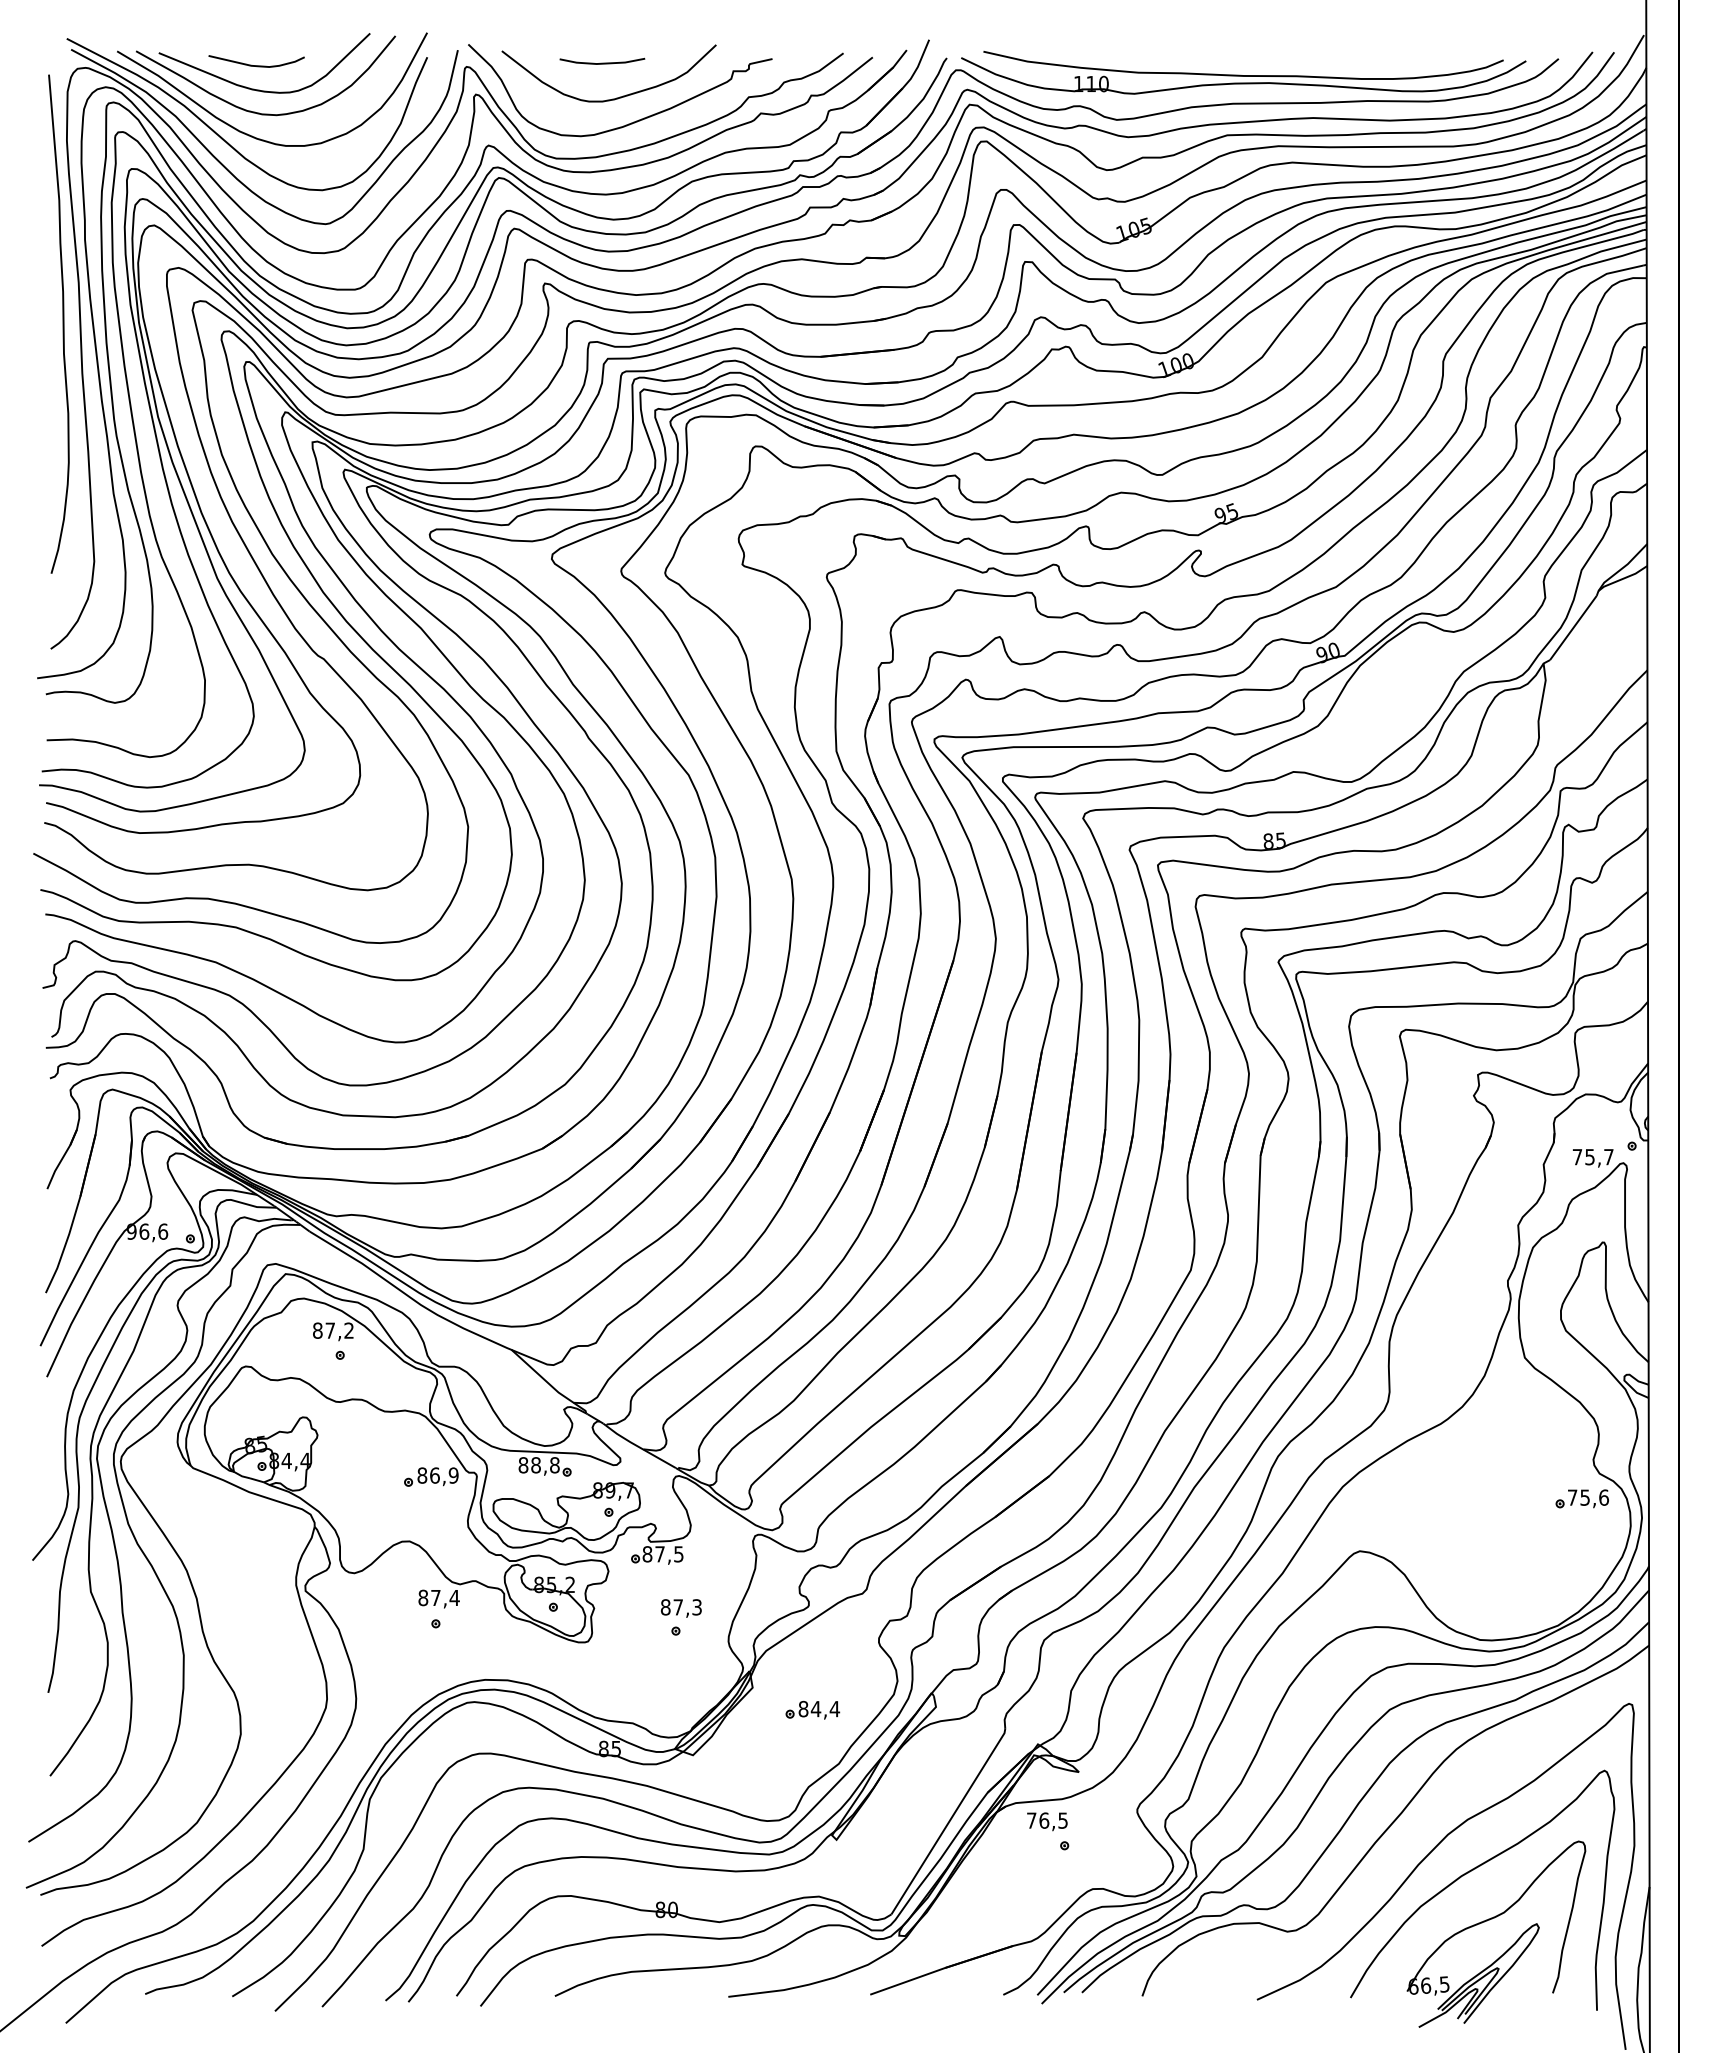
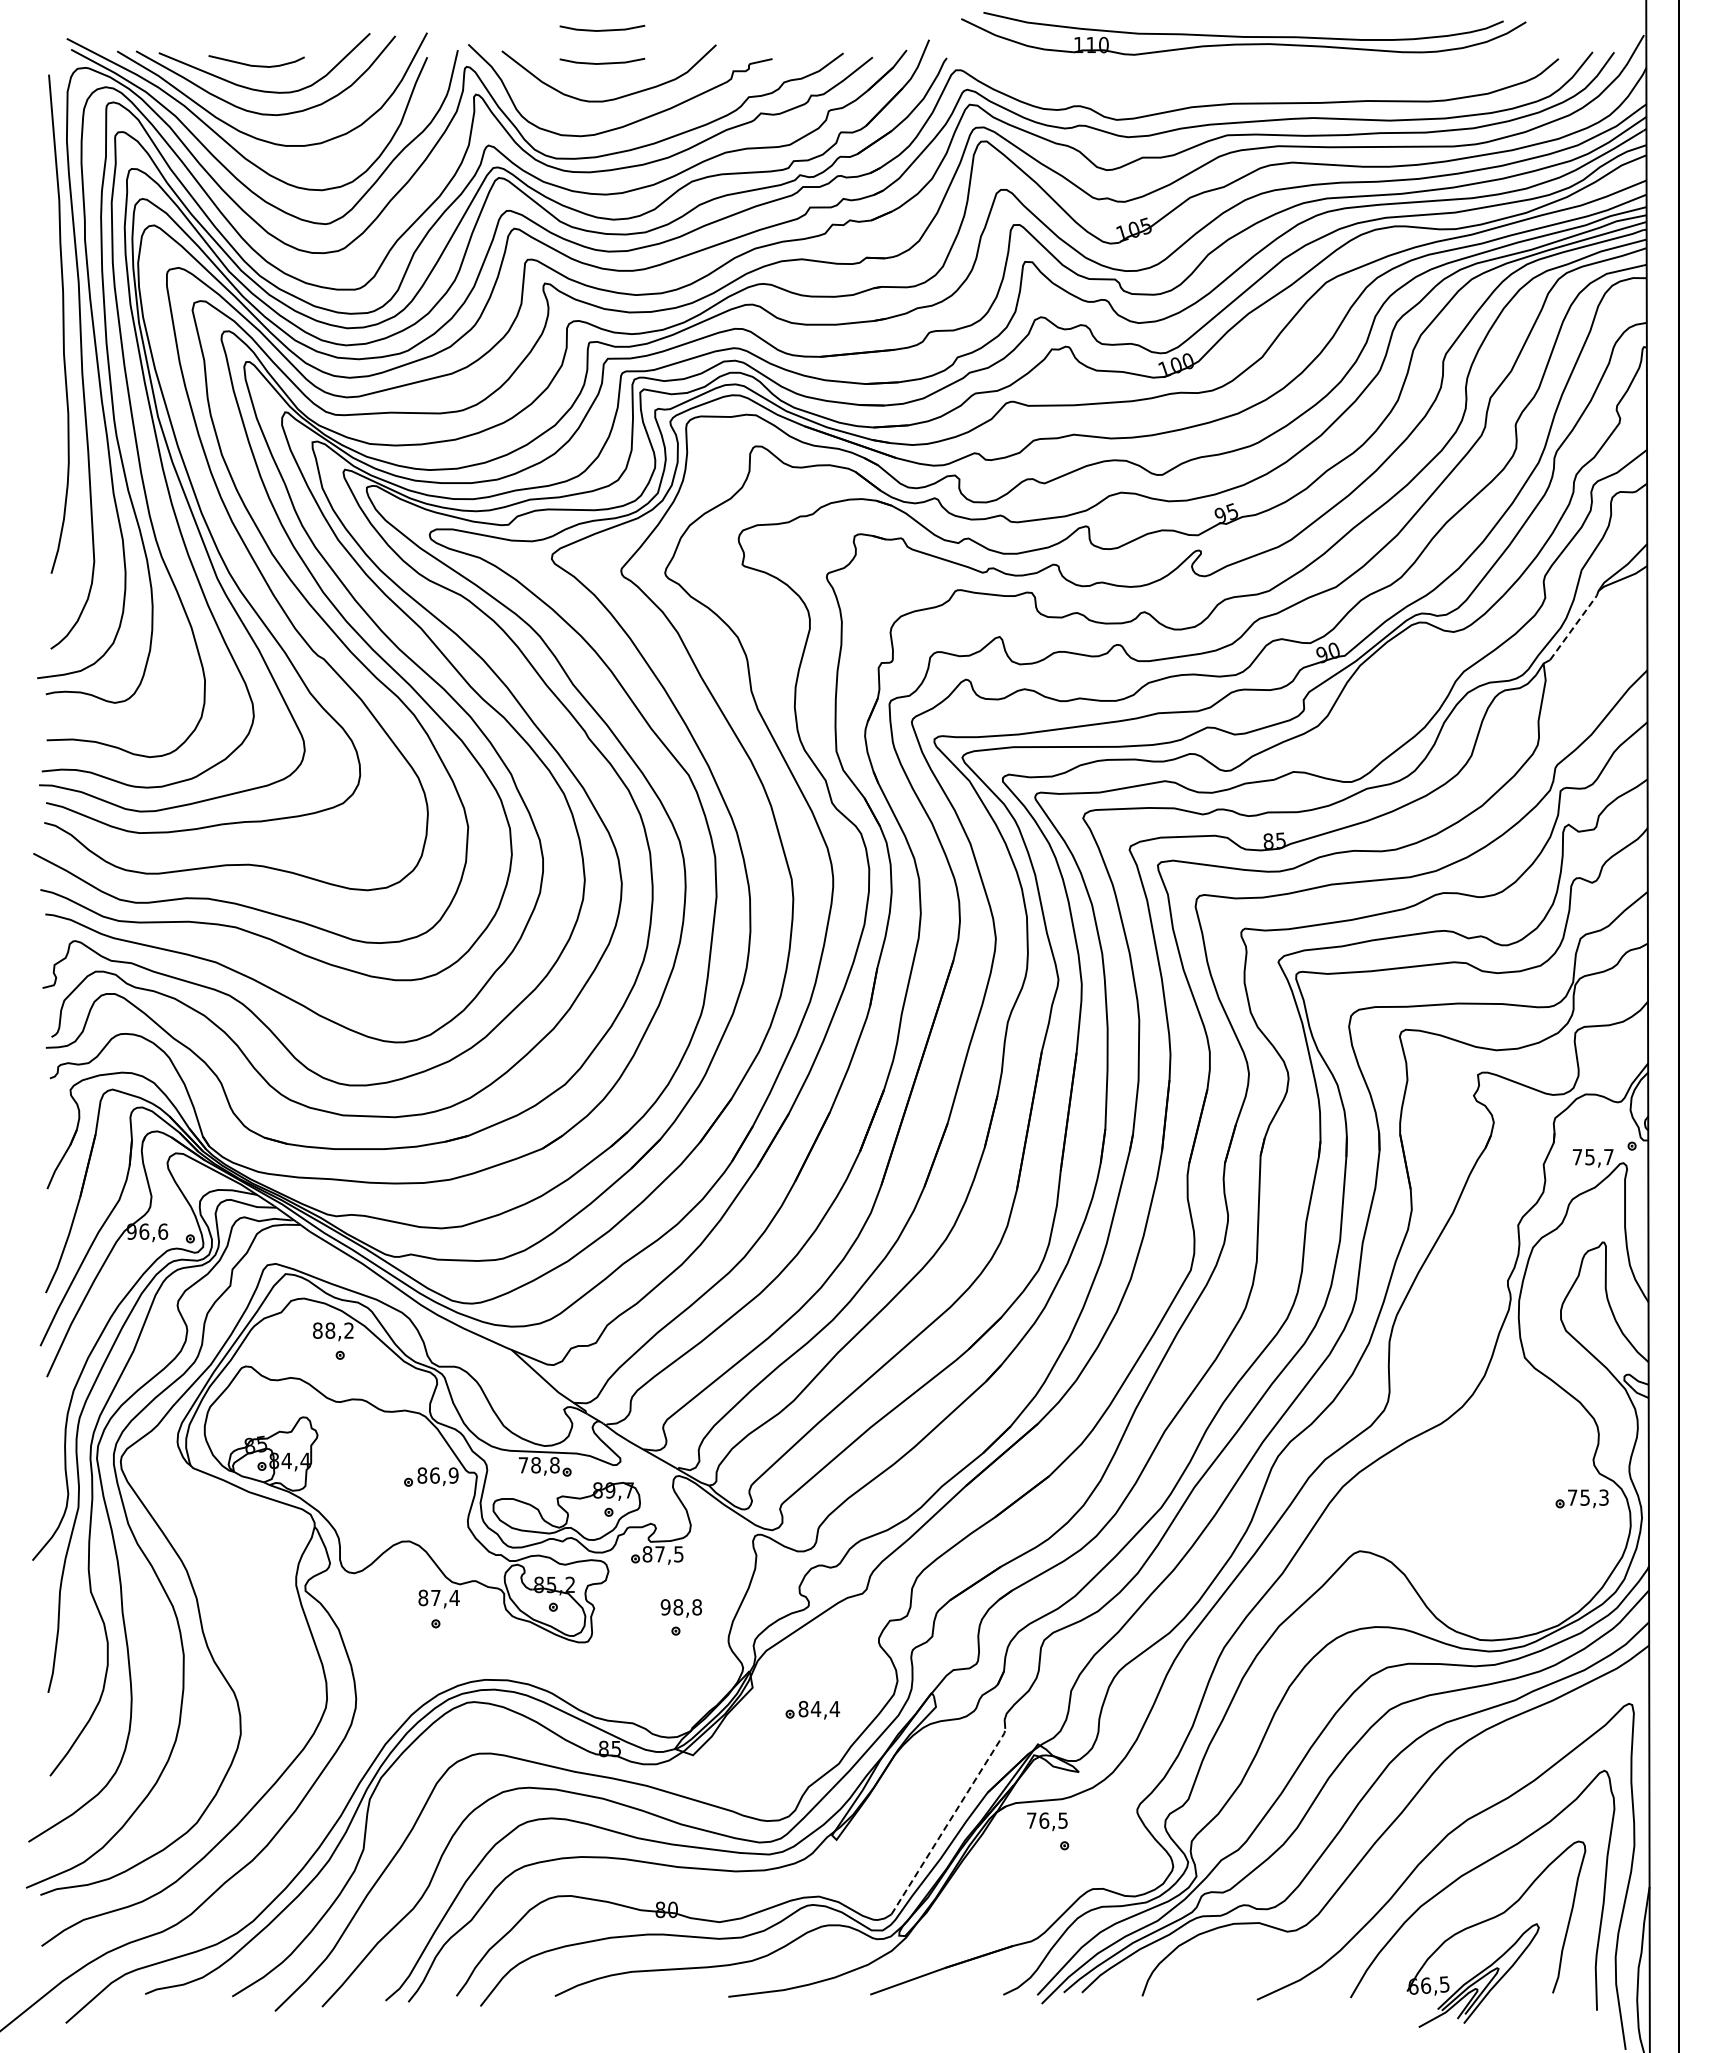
line: none -> present (602, 29)
part position: (1243, 72) -> (1243, 33) (1243, 33)
line: solid -> dashed (1573, 627)
text: 87,2 -> 88,2 (330, 1330)
text: 88,8 -> 78,8 (523, 1465)
text: 75,6 -> 75,3 (1604, 1497)
text: 87,3 -> 98,8 (680, 1607)
line: solid -> dashed (949, 1821)
